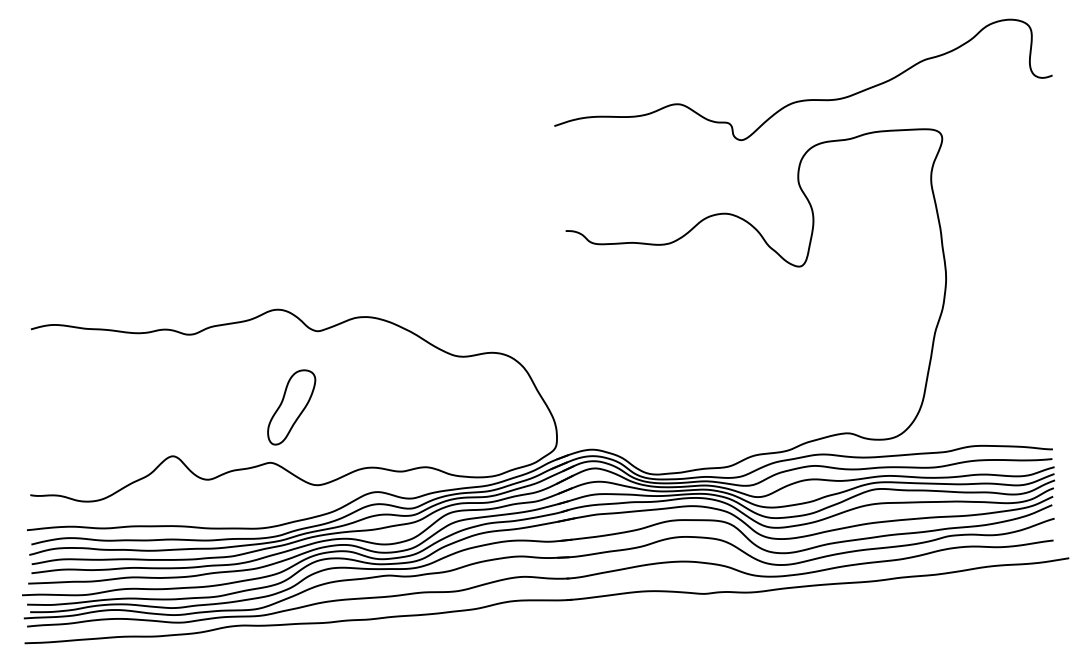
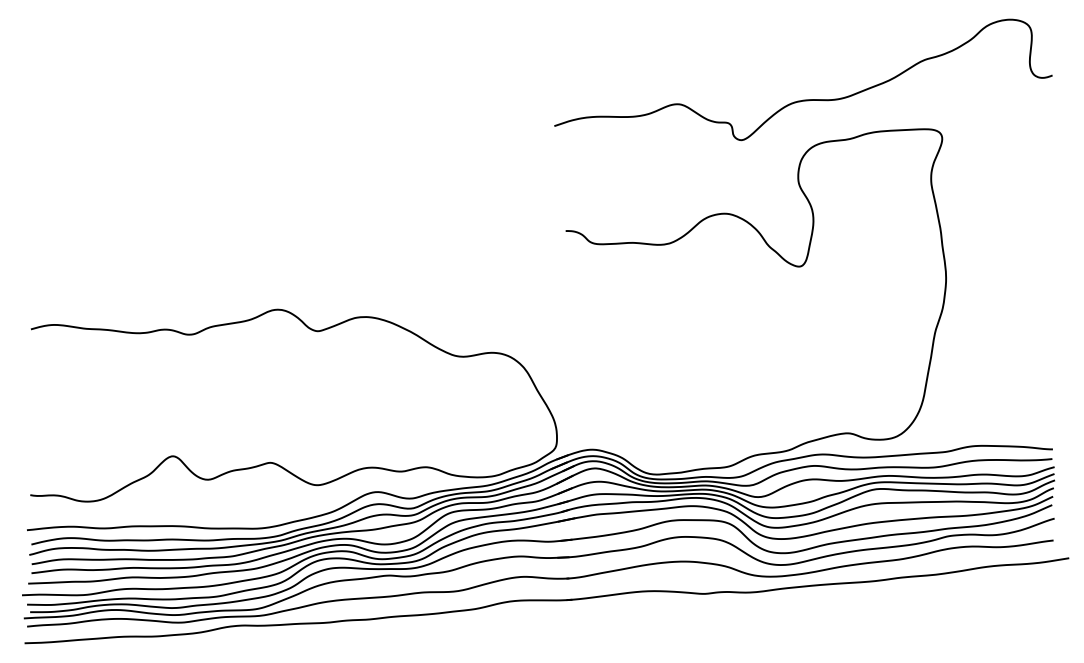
part: present -> none (291, 407)
